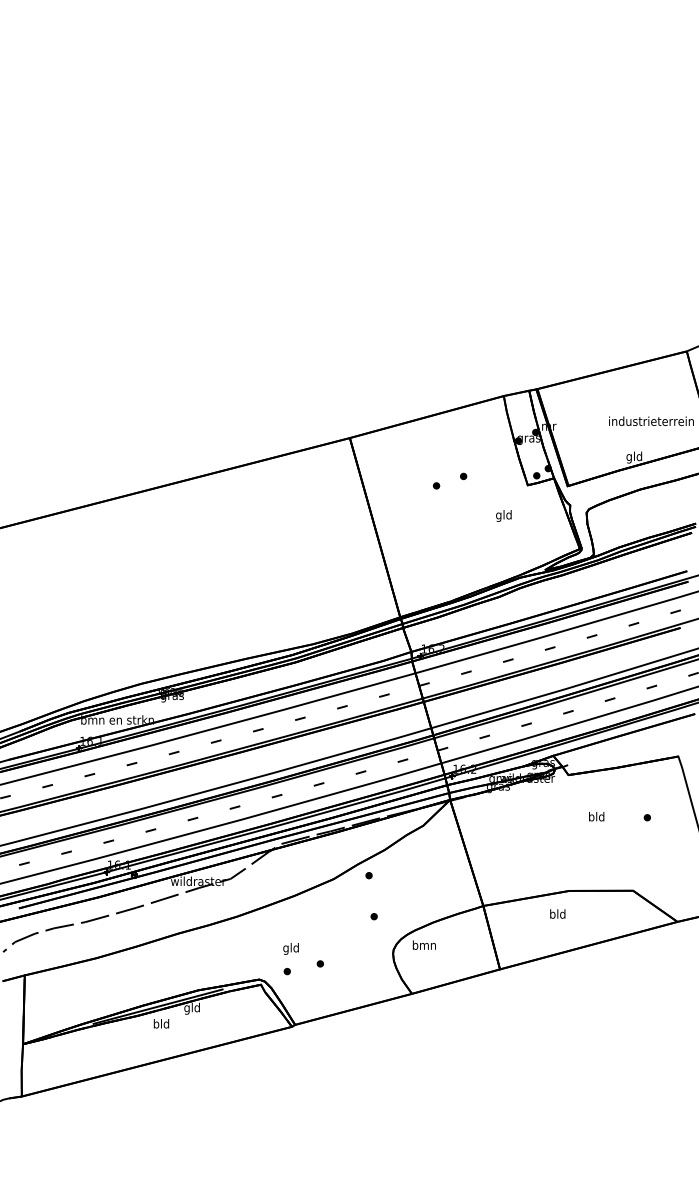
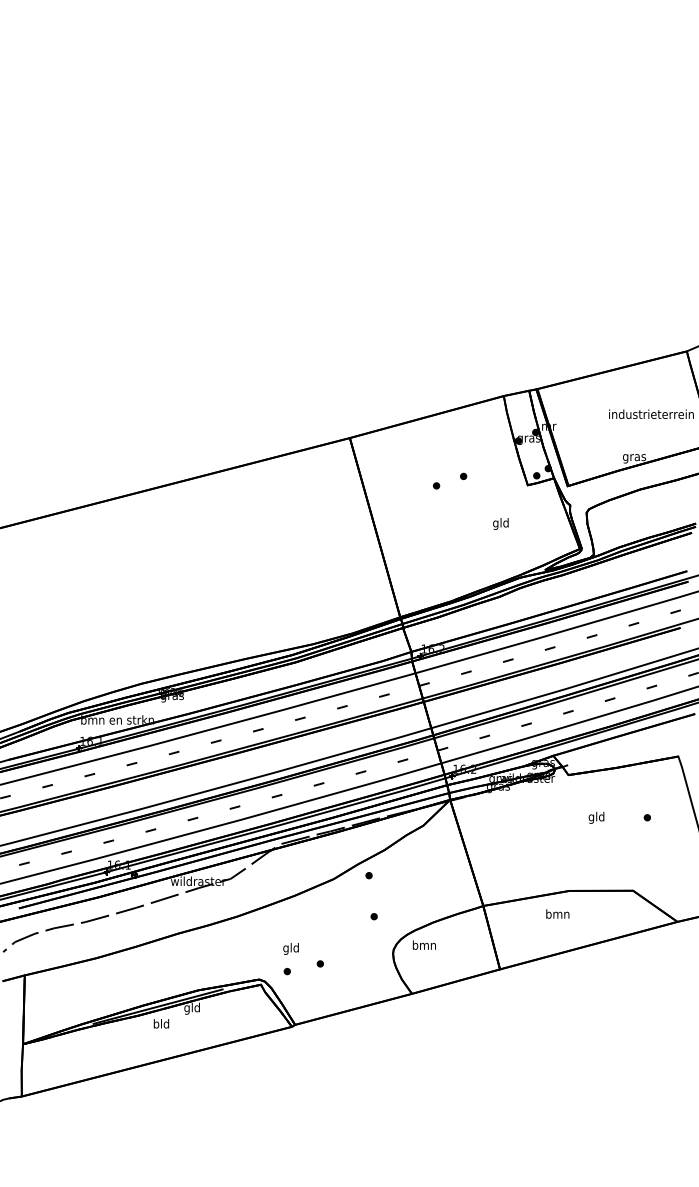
text position: (651, 420) -> (651, 413) (651, 413)
text: gld -> gras (634, 457)
text position: (503, 515) -> (500, 523) (500, 523)
text: bld -> gld (591, 817)
text: bld -> bmn (557, 913)
